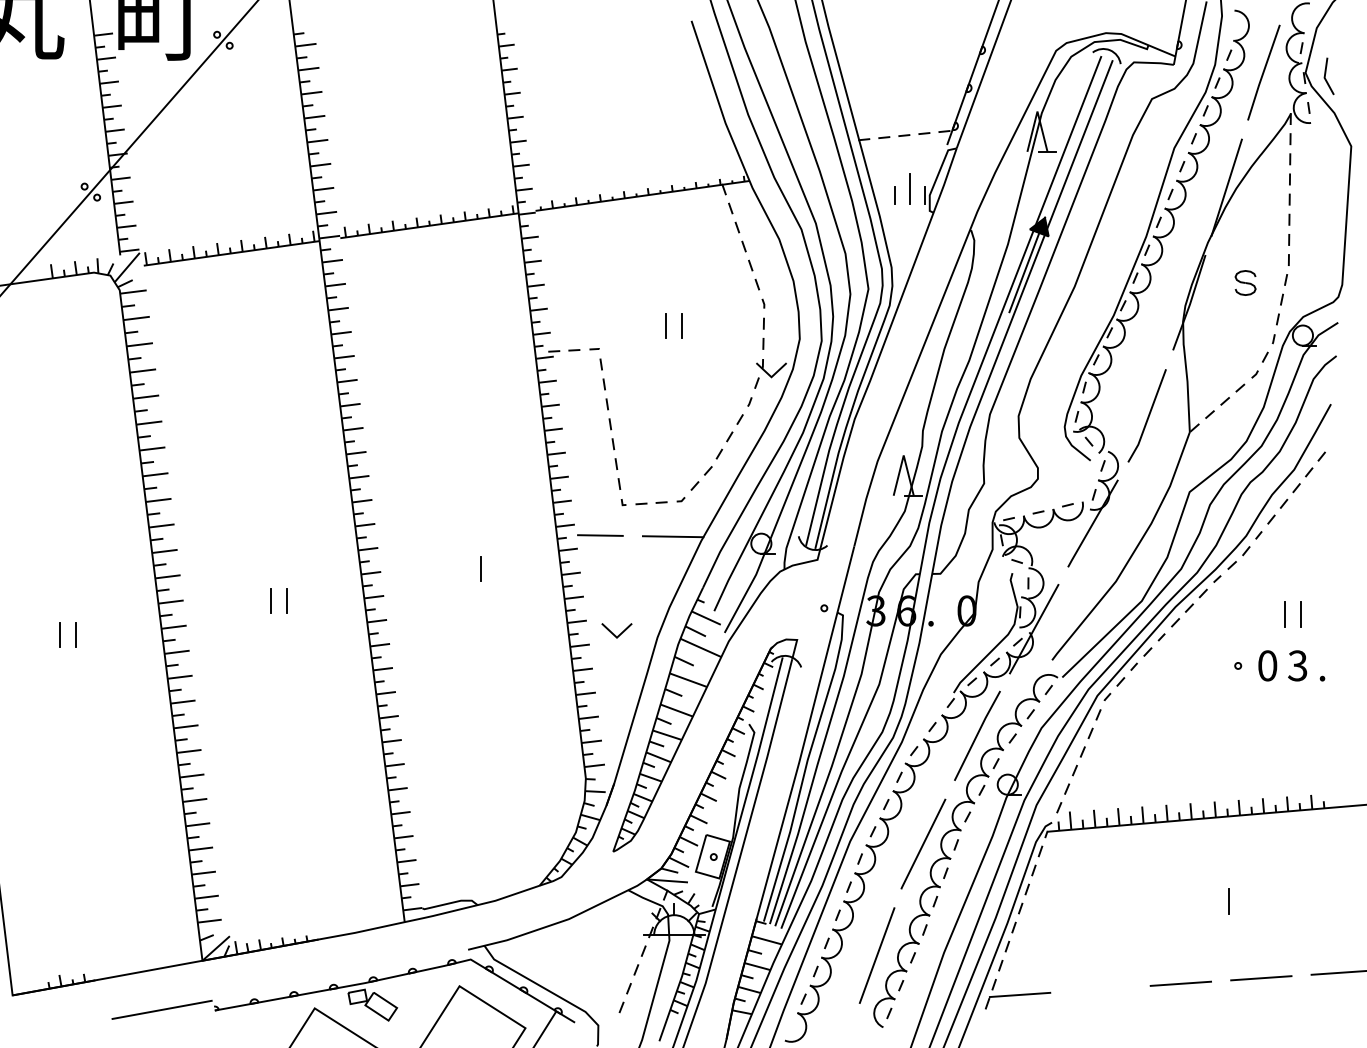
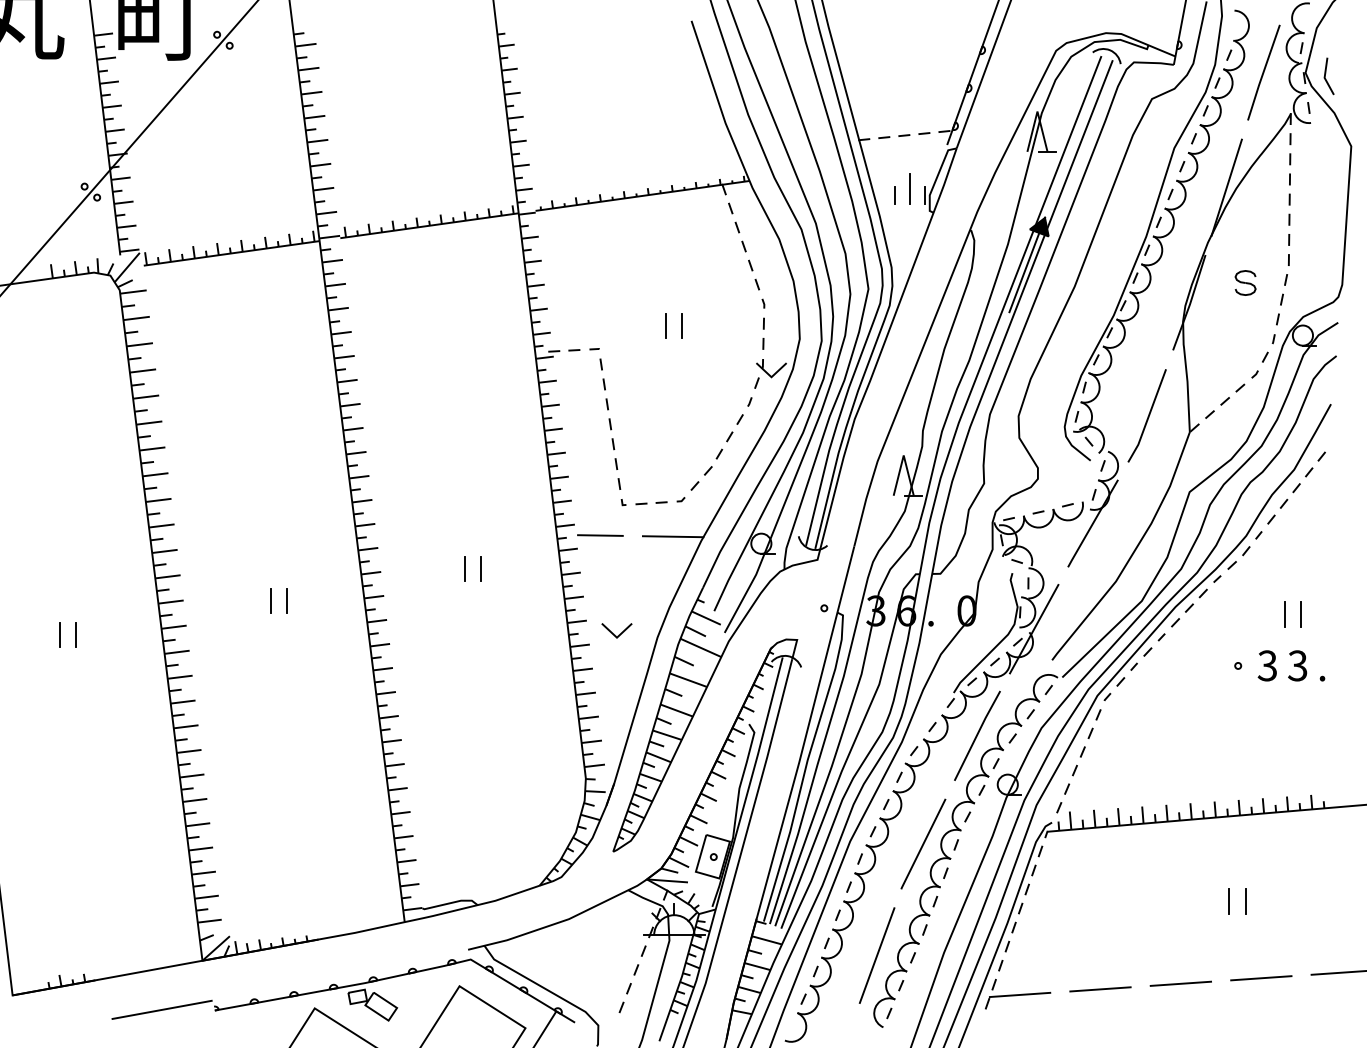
line: none -> present (464, 568)
text: 0 -> 3 (1267, 665)
line: none -> present (1245, 901)
line: none -> present (1100, 989)
